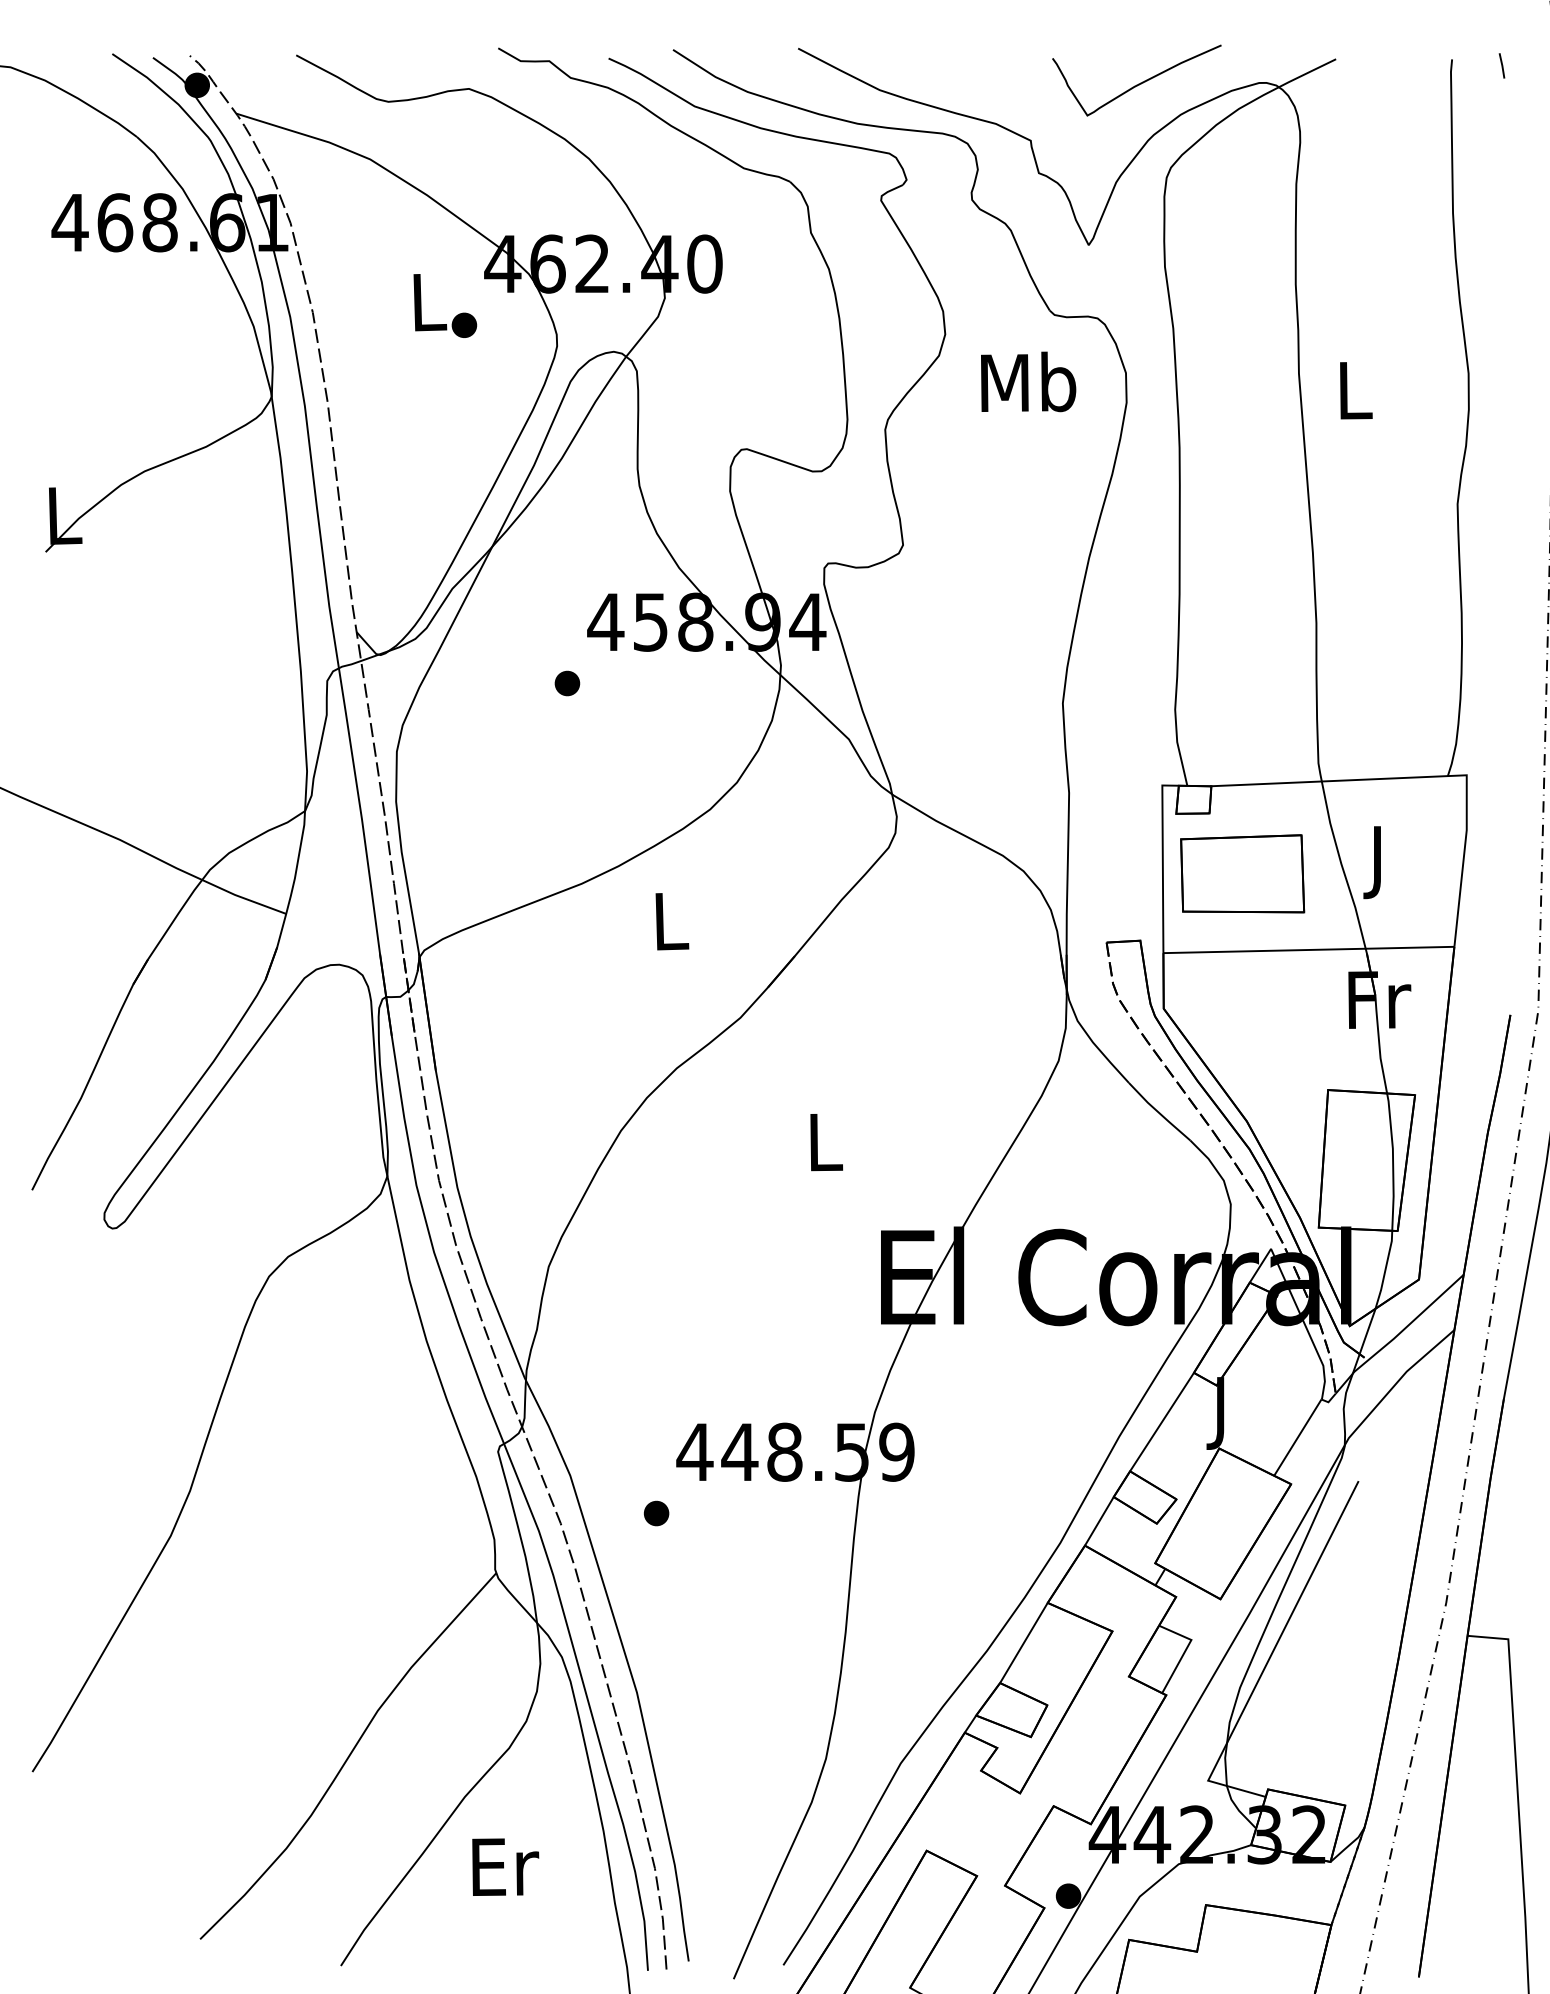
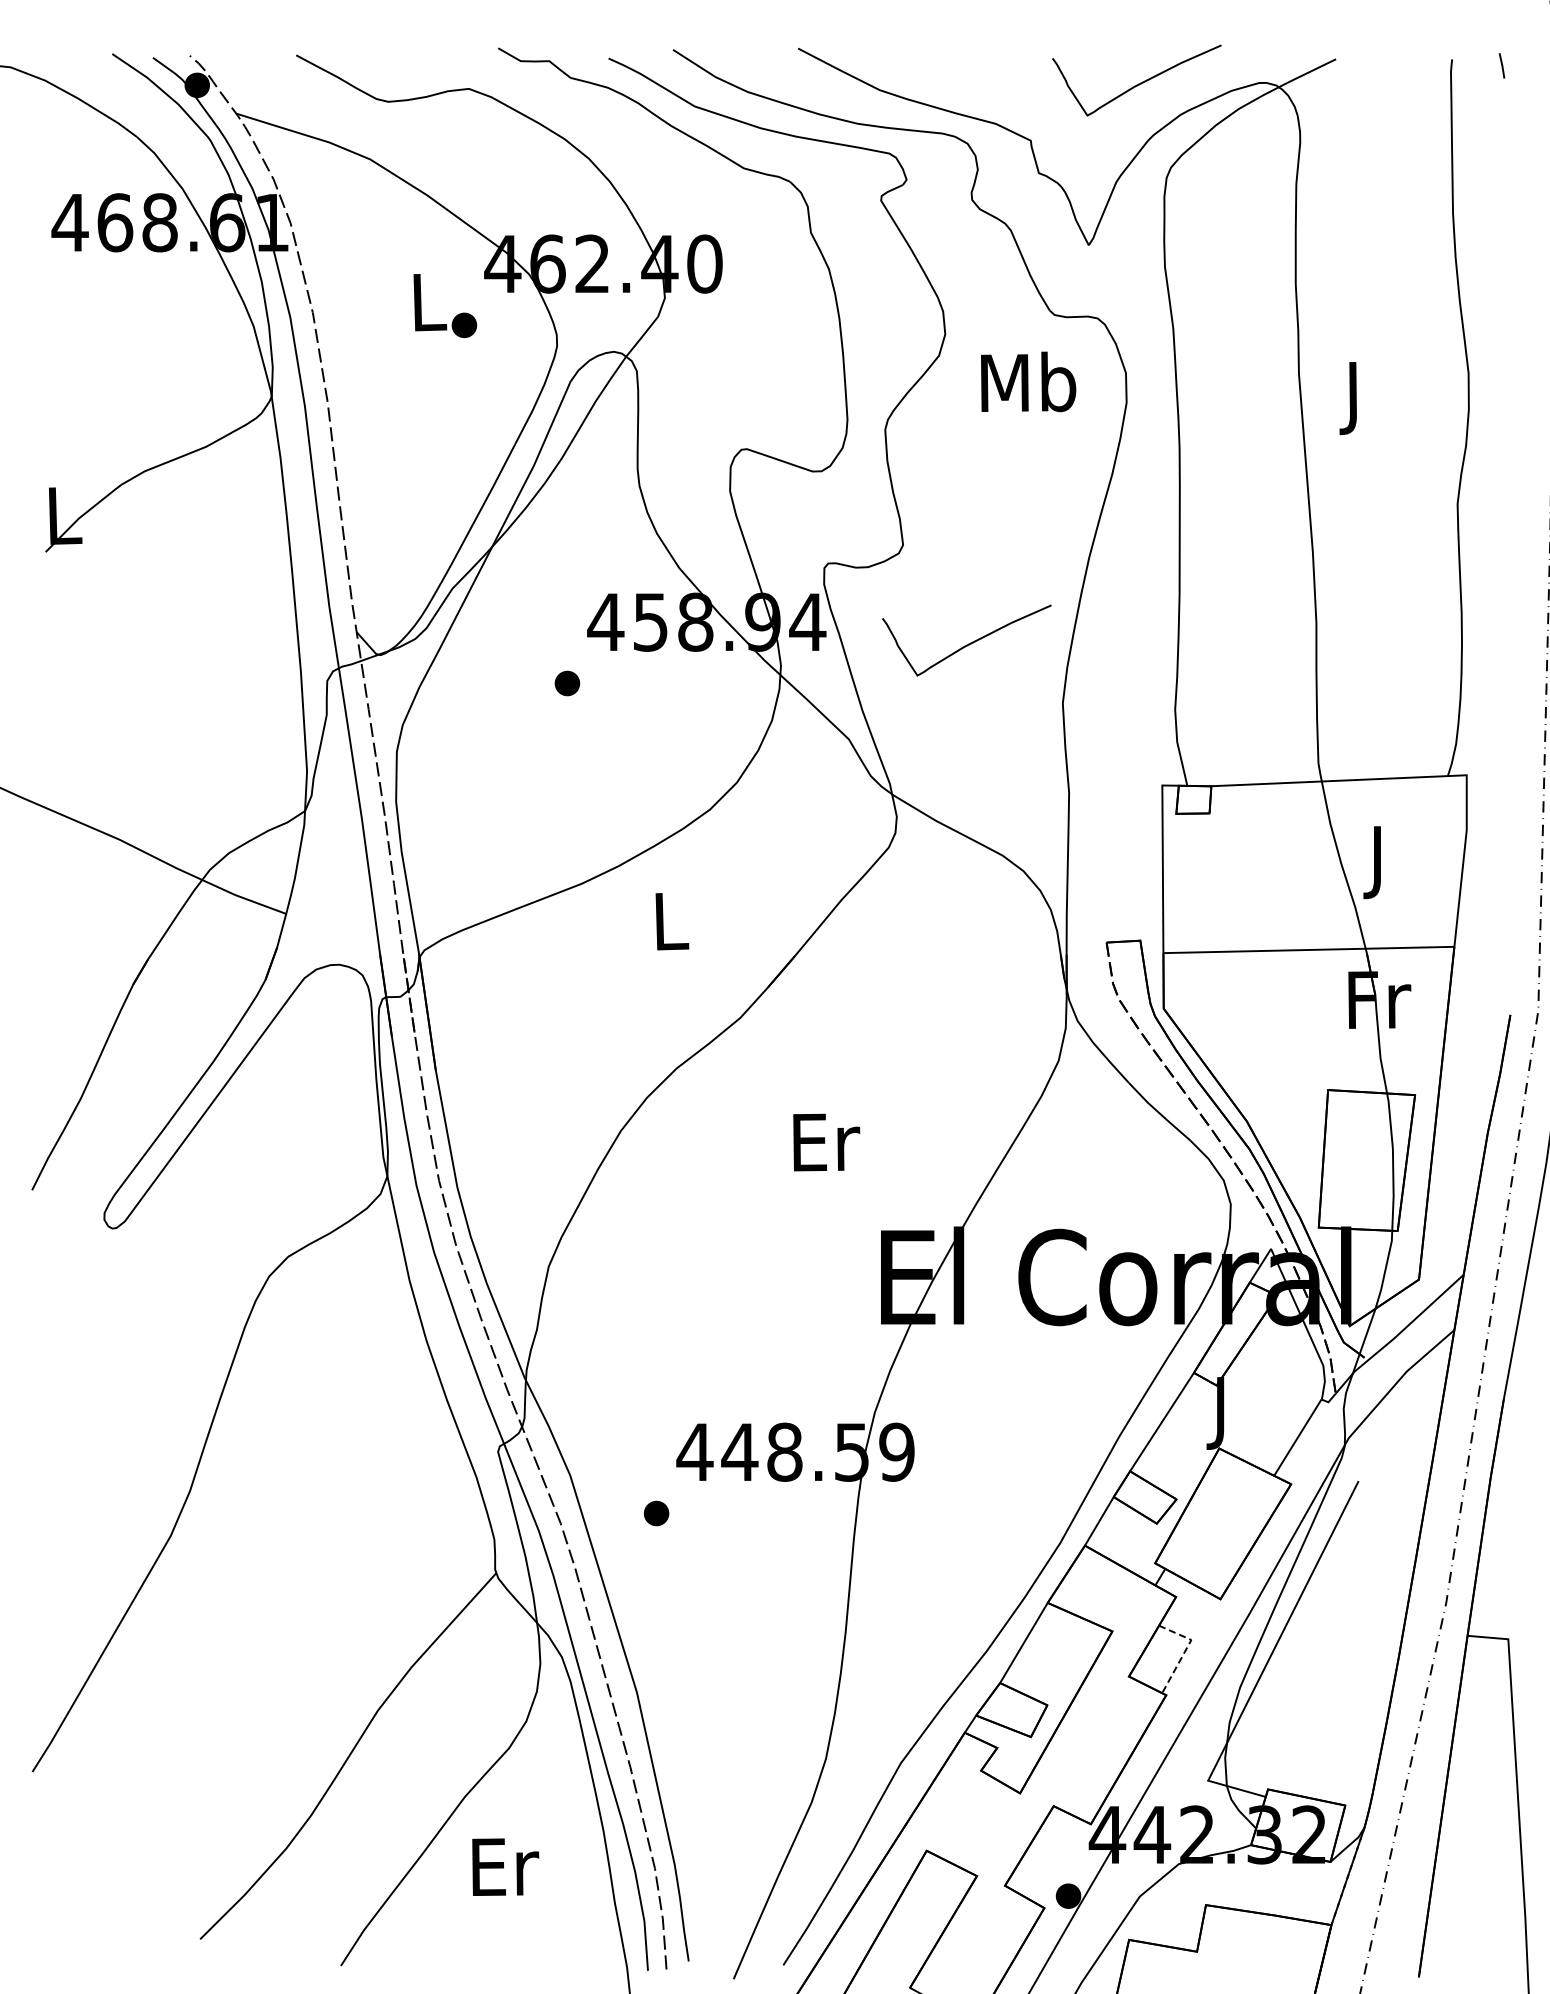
text: L -> J (1355, 398)
curve: none -> present (968, 643)
part: present -> none (1242, 873)
text: L -> Er (826, 1142)
line: solid -> dashed (1185, 1650)
